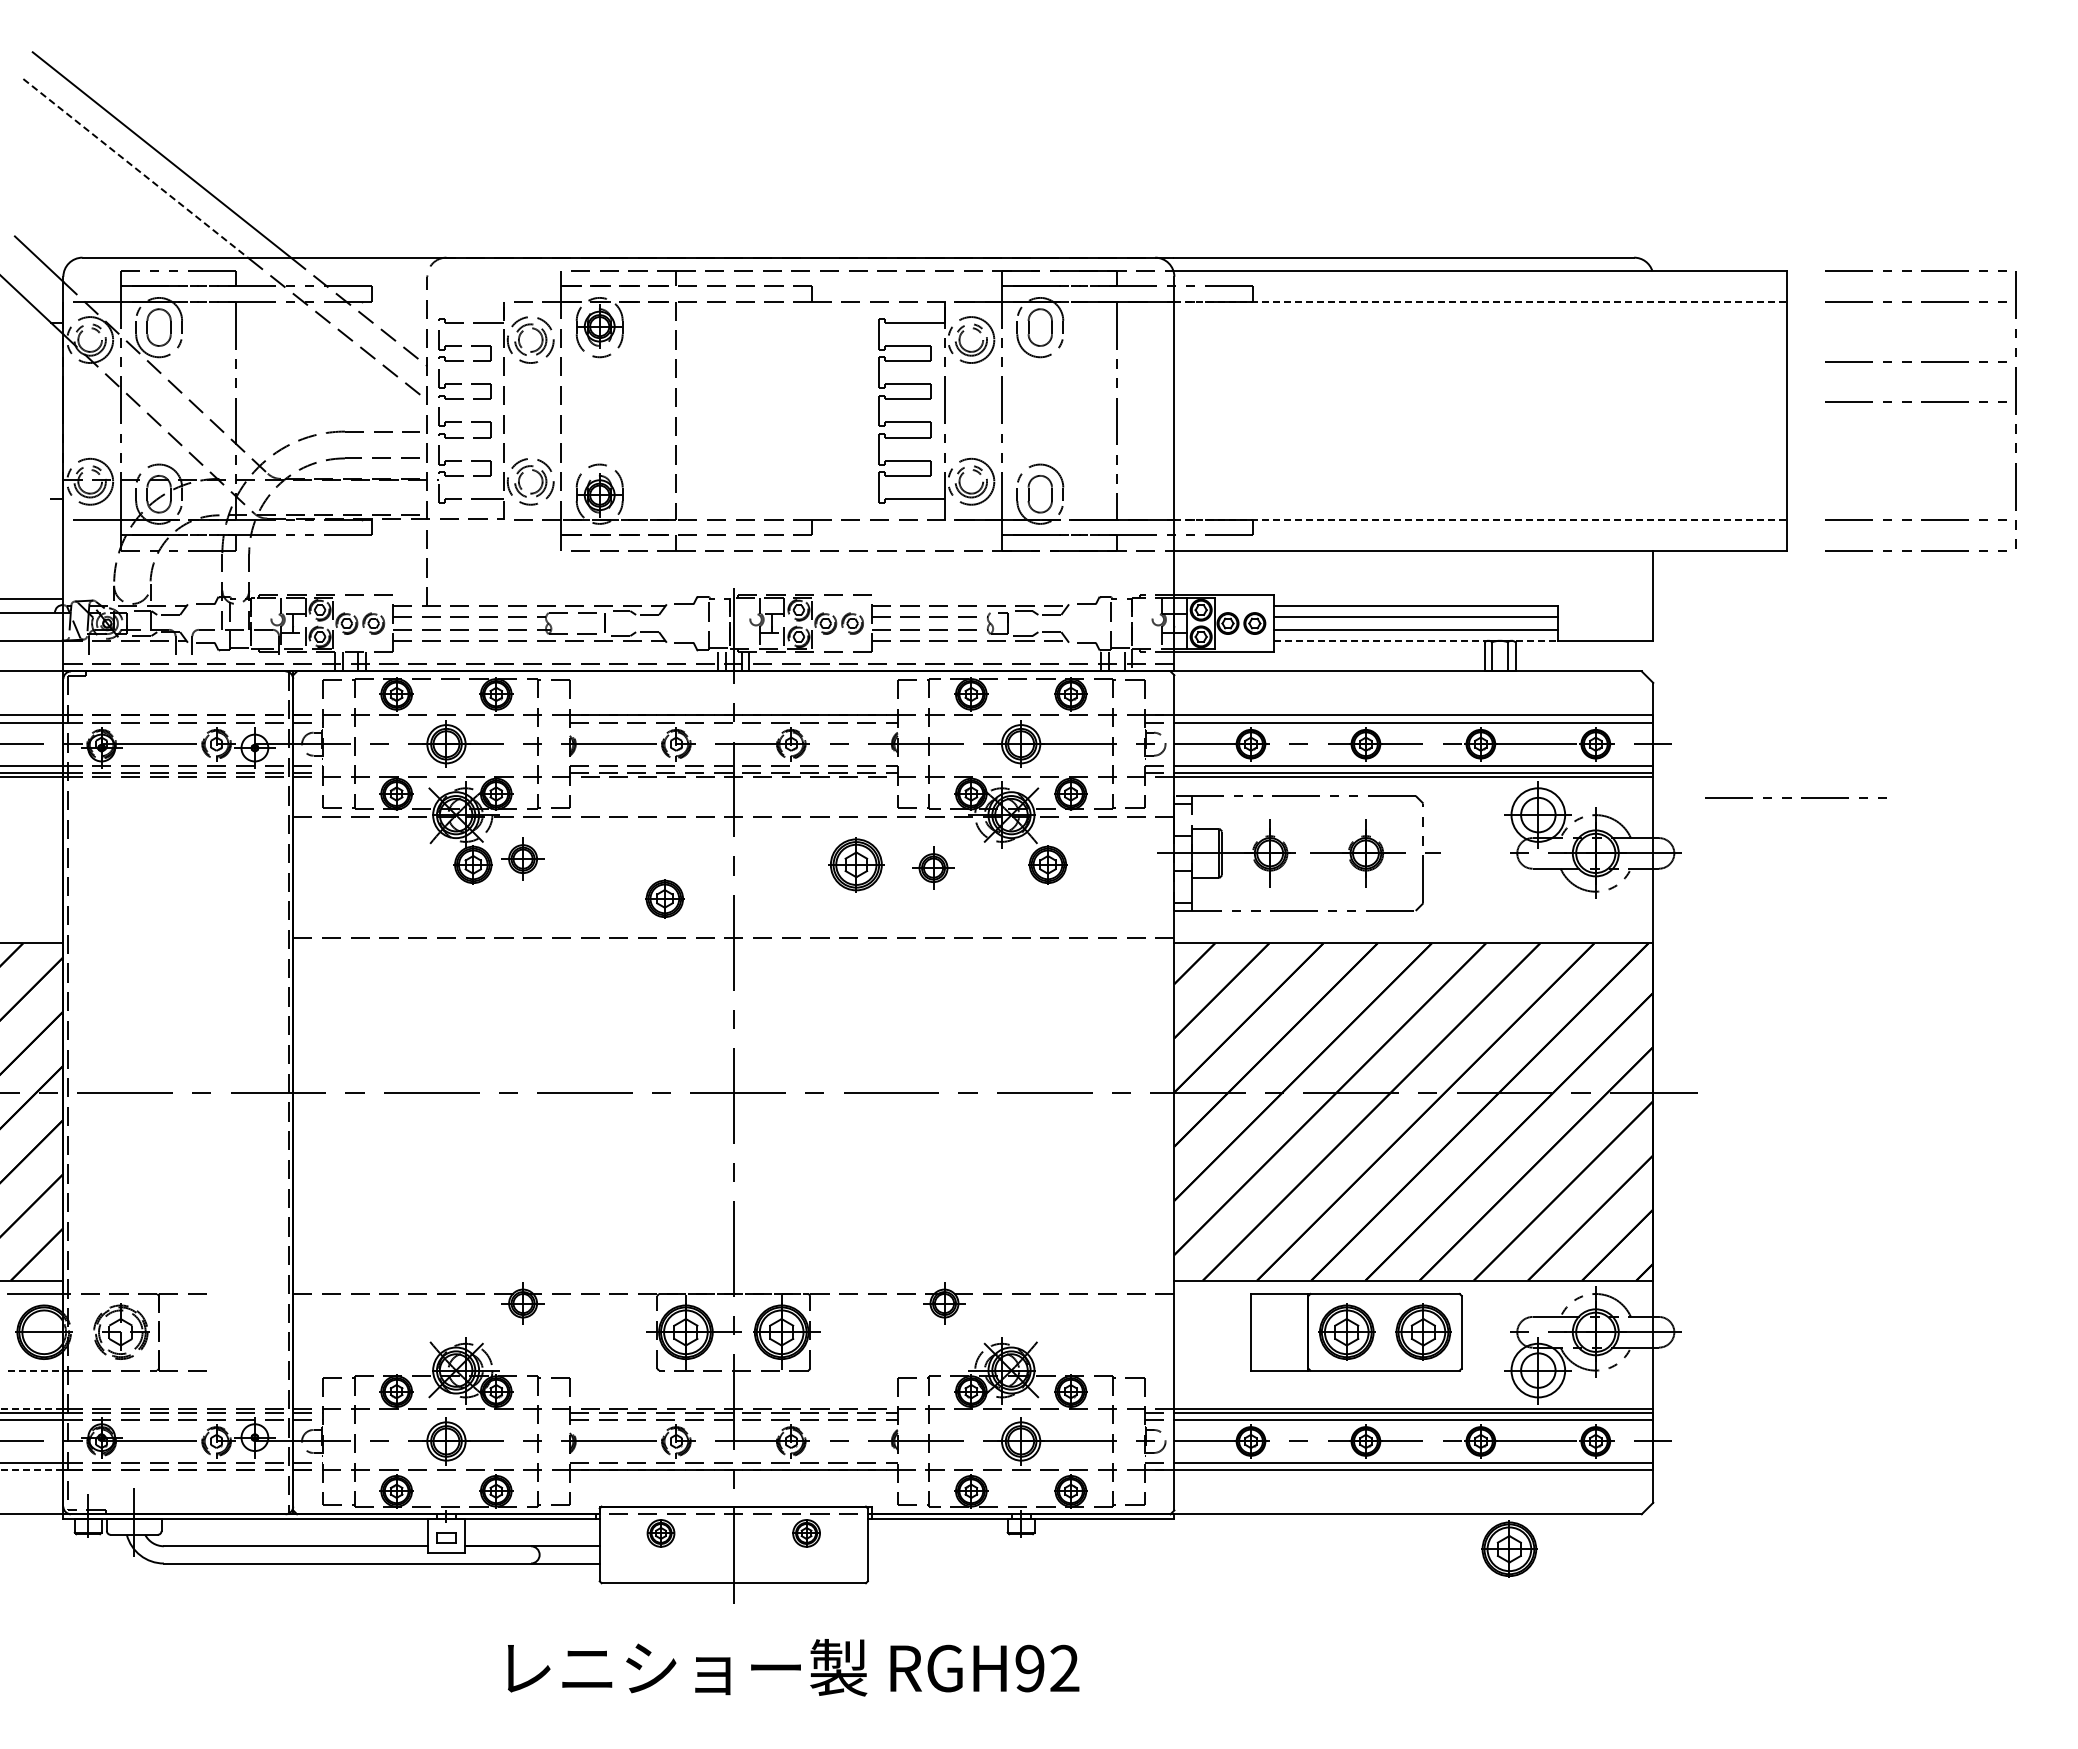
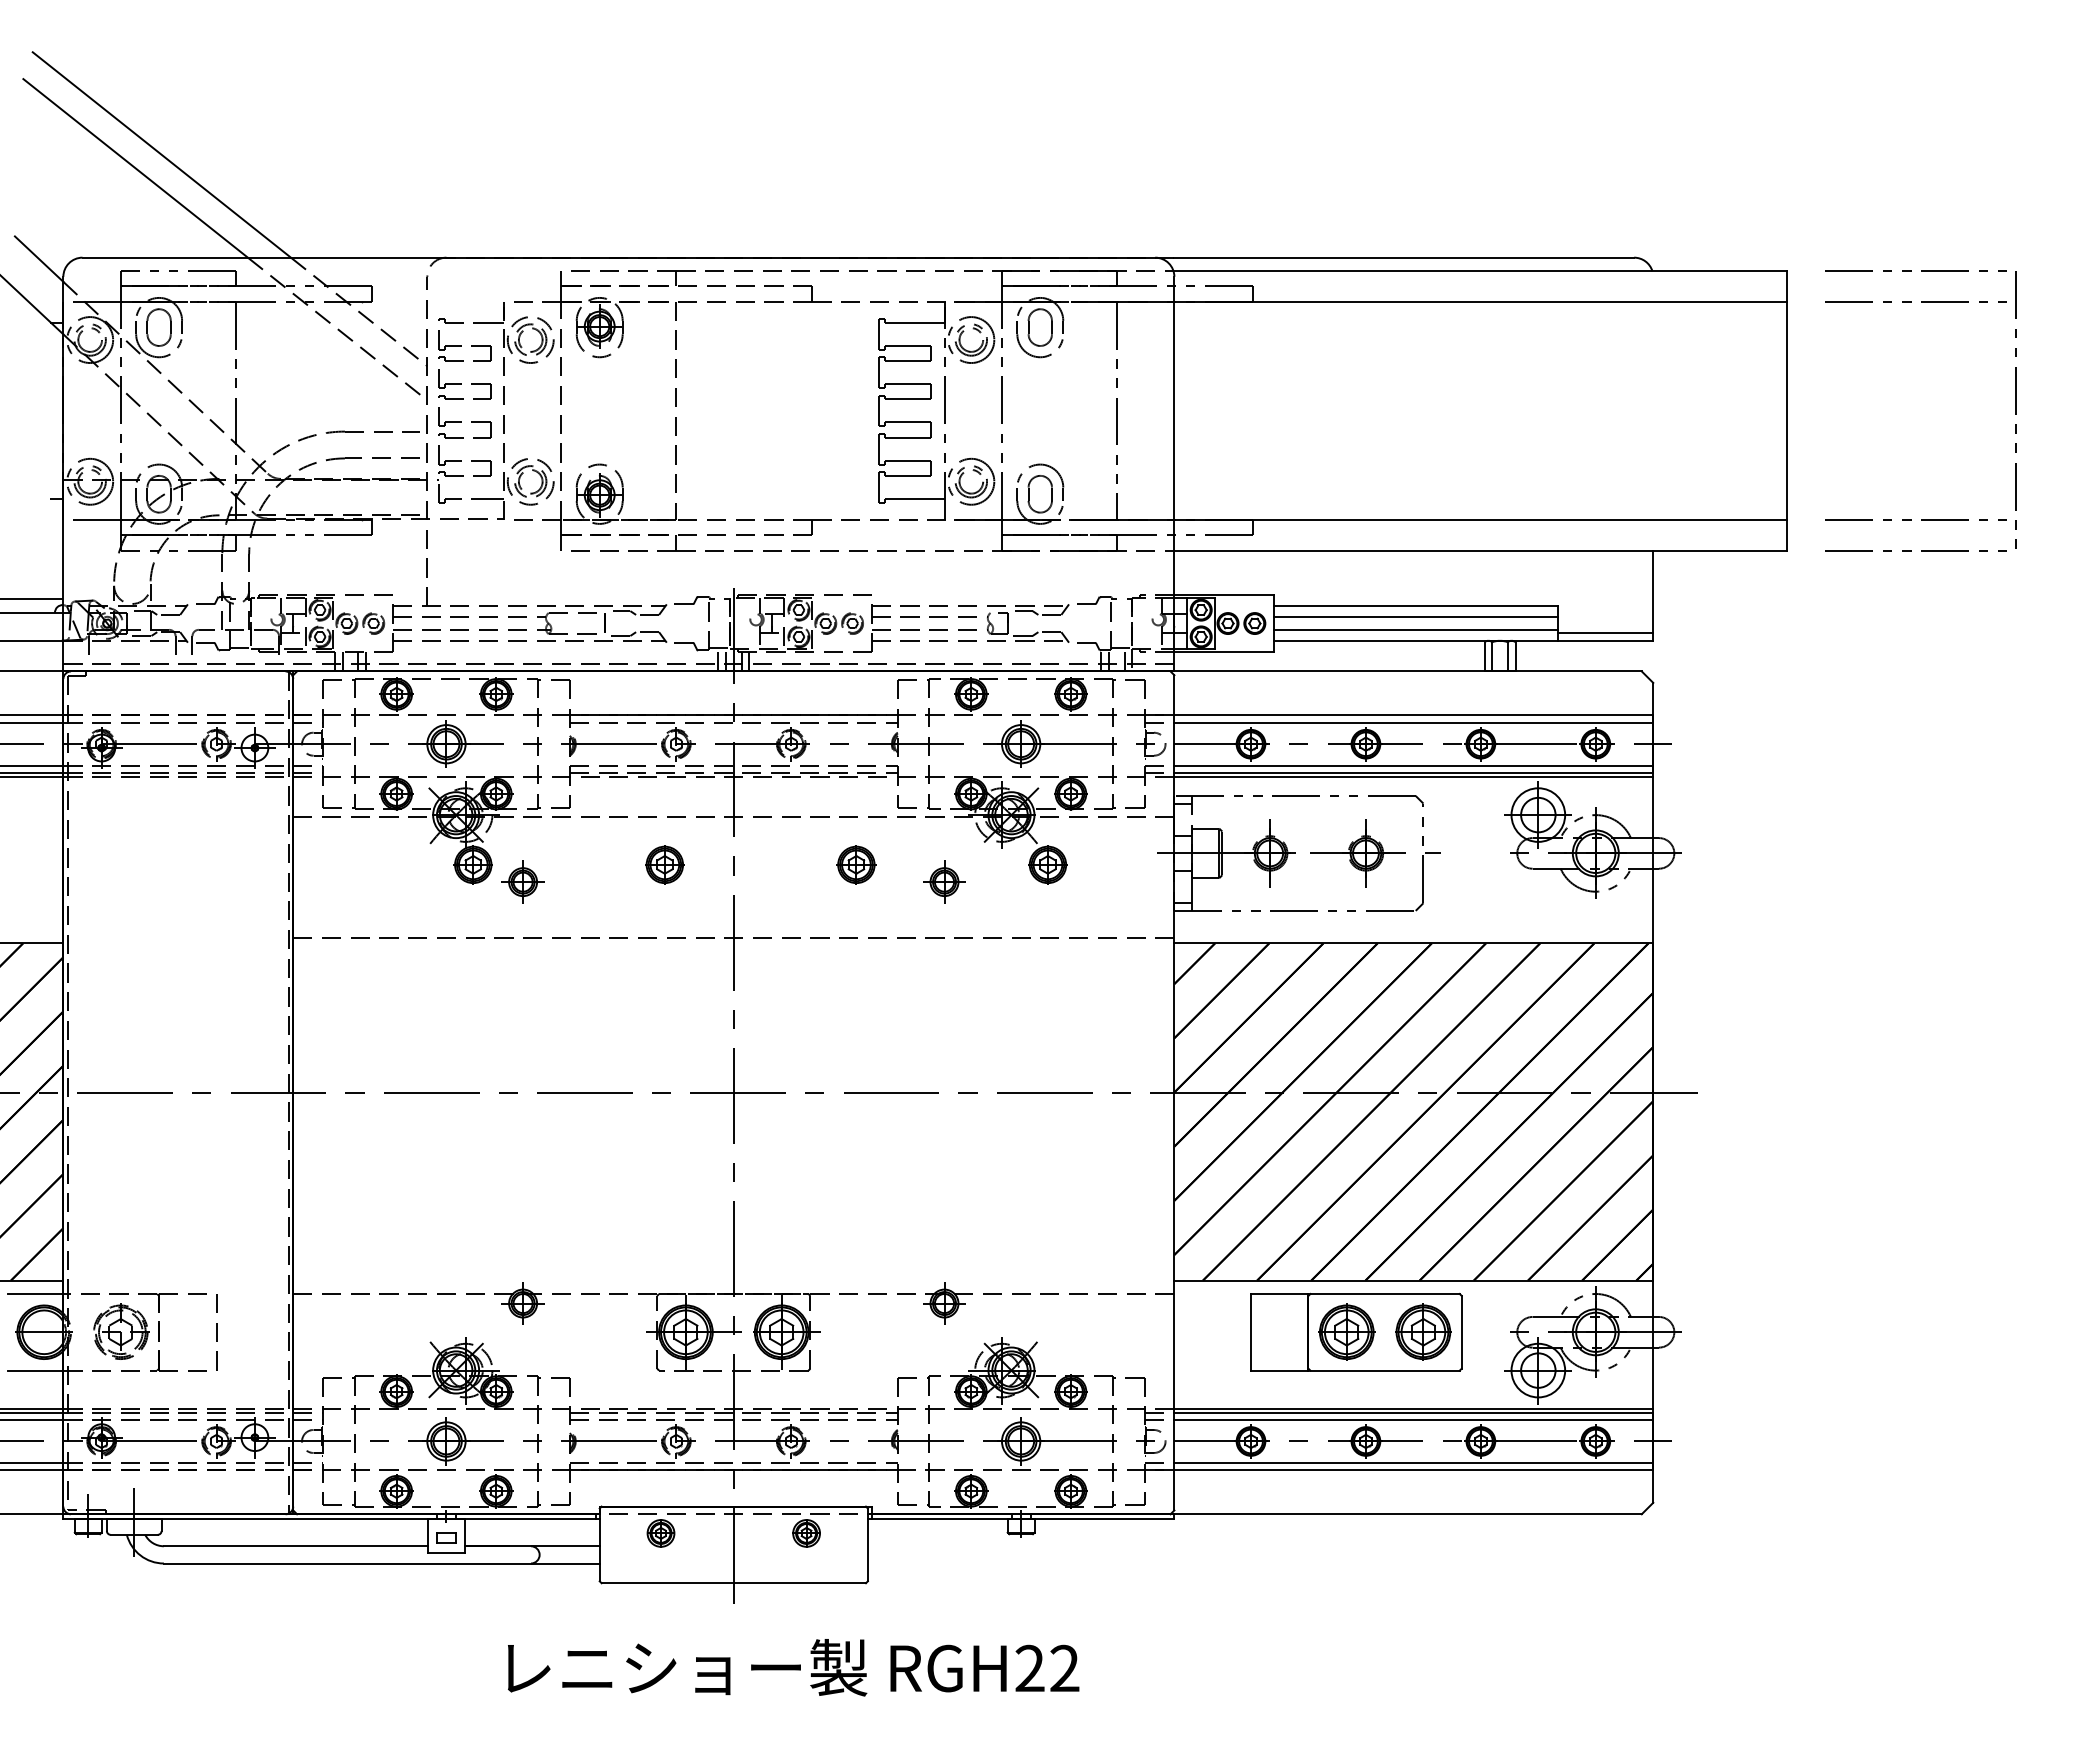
line: dashed -> solid (136, 168)
line: dashed -> solid (1481, 301)
line: present -> none (1911, 361)
line: present -> none (1911, 401)
line: dashed -> solid (1481, 520)
line: none -> present (1605, 633)
line: dashed -> solid (1415, 640)
line: present -> none (1791, 797)
part position: (522, 858) -> (522, 881) (522, 881)
part size: 57x56 px -> 41x40 px (856, 864)
part position: (933, 867) -> (944, 881) (944, 881)
part position: (664, 898) -> (664, 864) (664, 864)
line: none -> present (216, 1332)
line: dashed -> solid (35, 1370)
line: dashed -> solid (31, 1408)
line: dashed -> solid (32, 1470)
part: present -> none (1509, 1548)
text: RGH92 -> RGH22 (1029, 1668)
